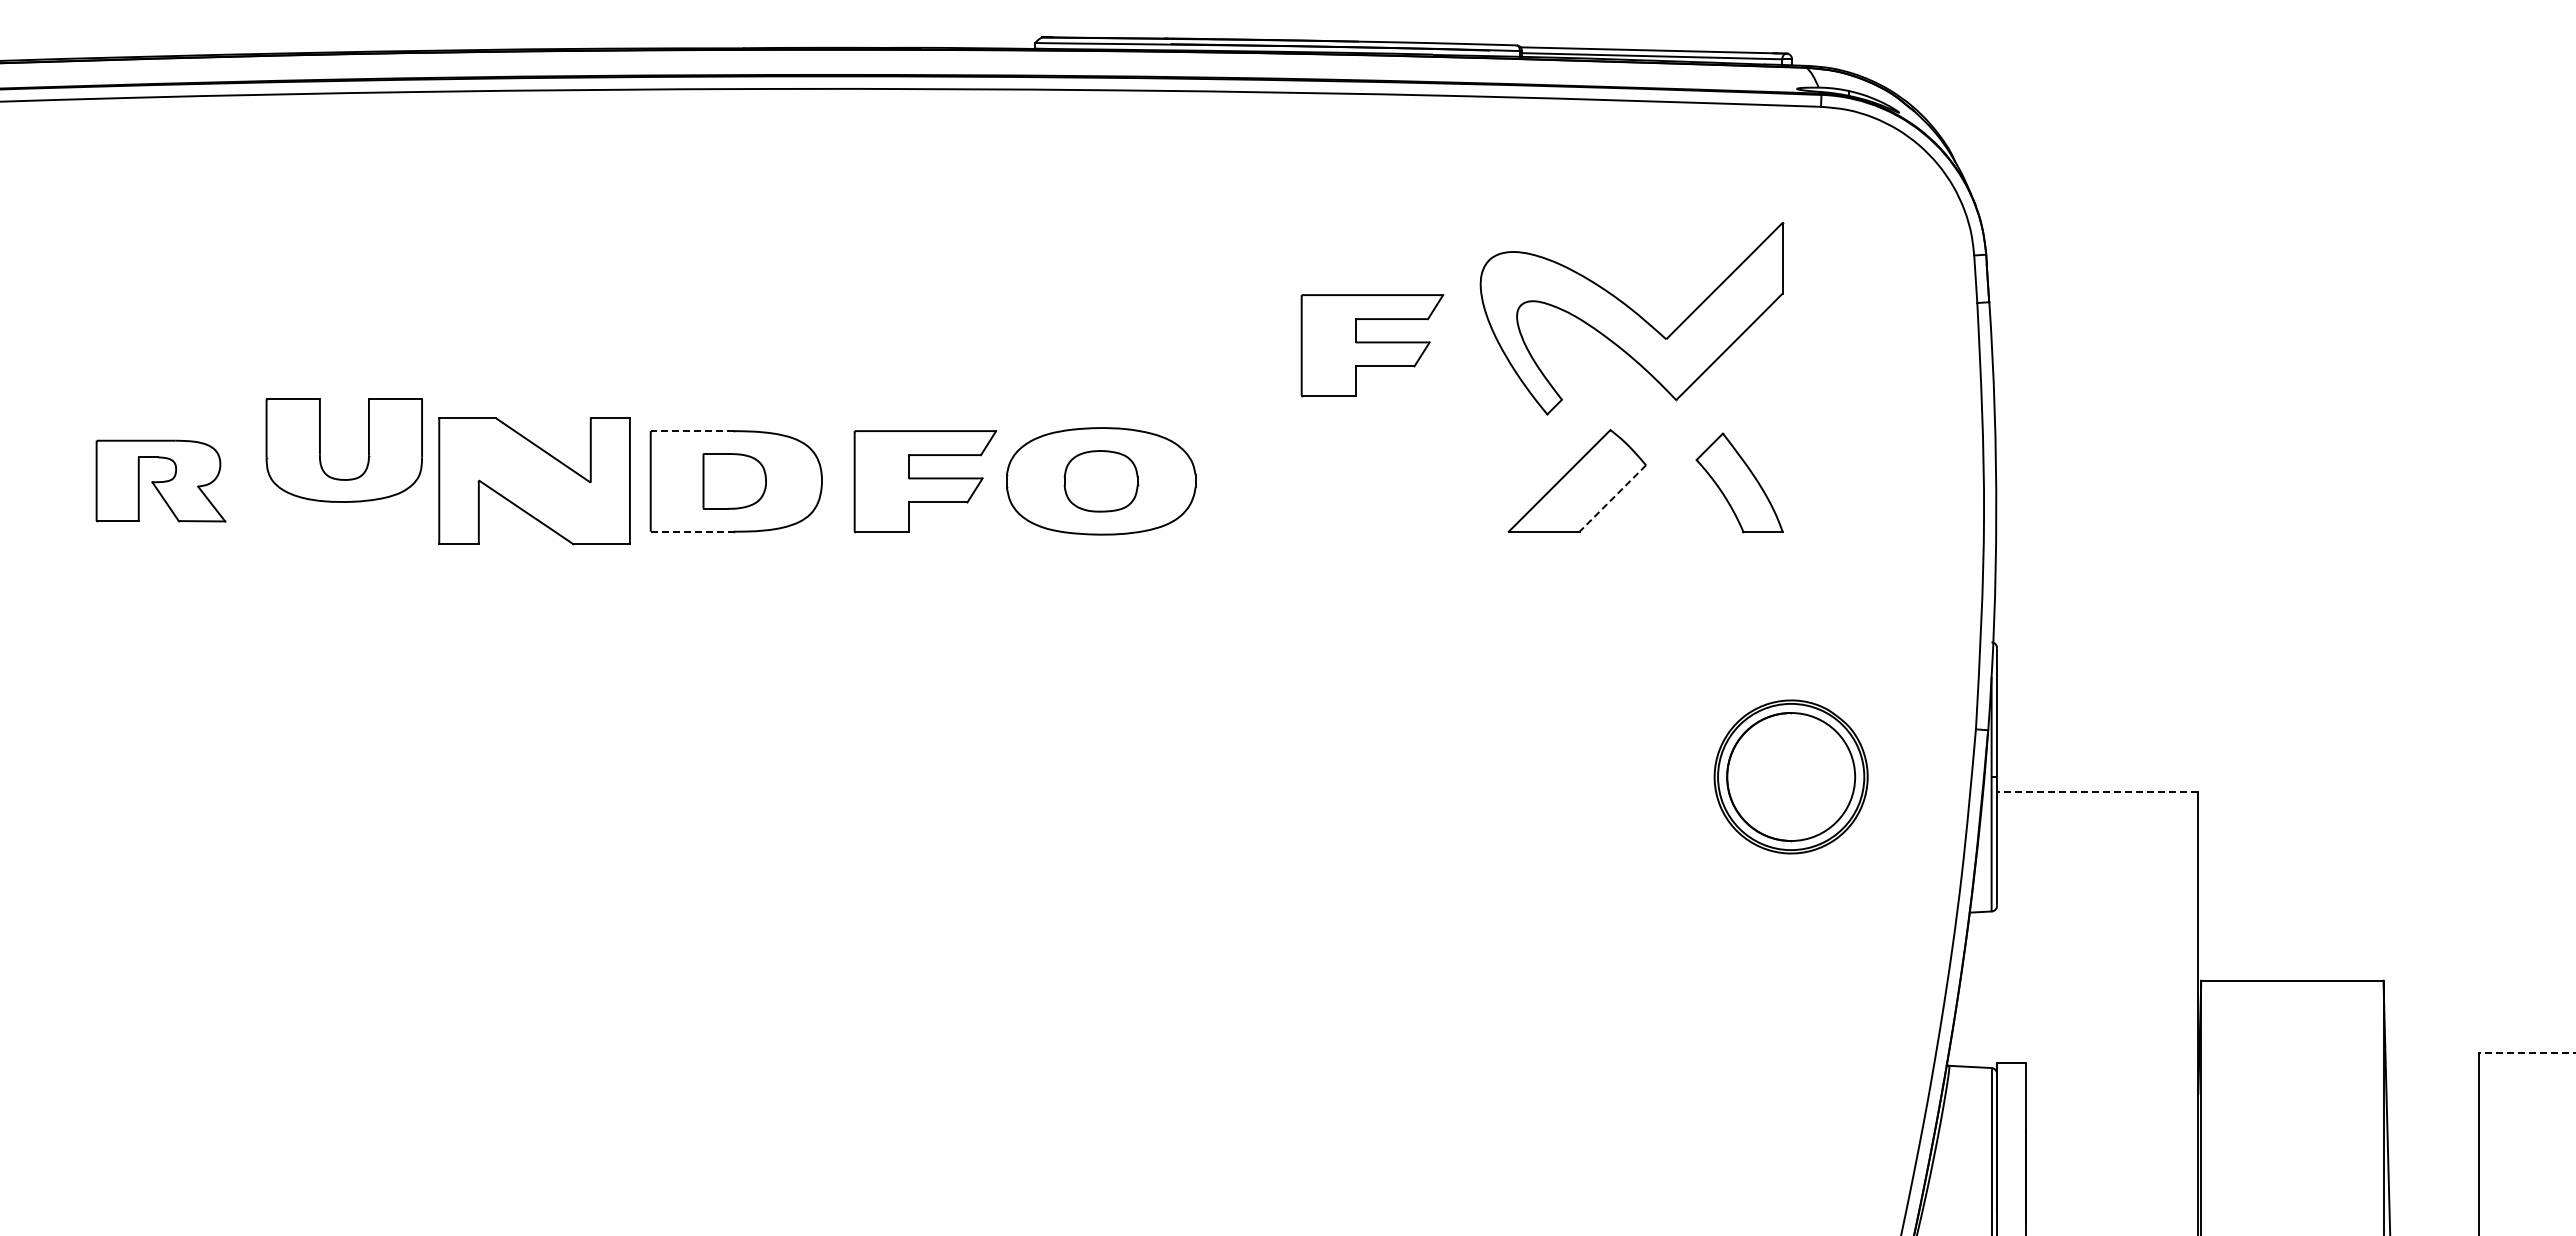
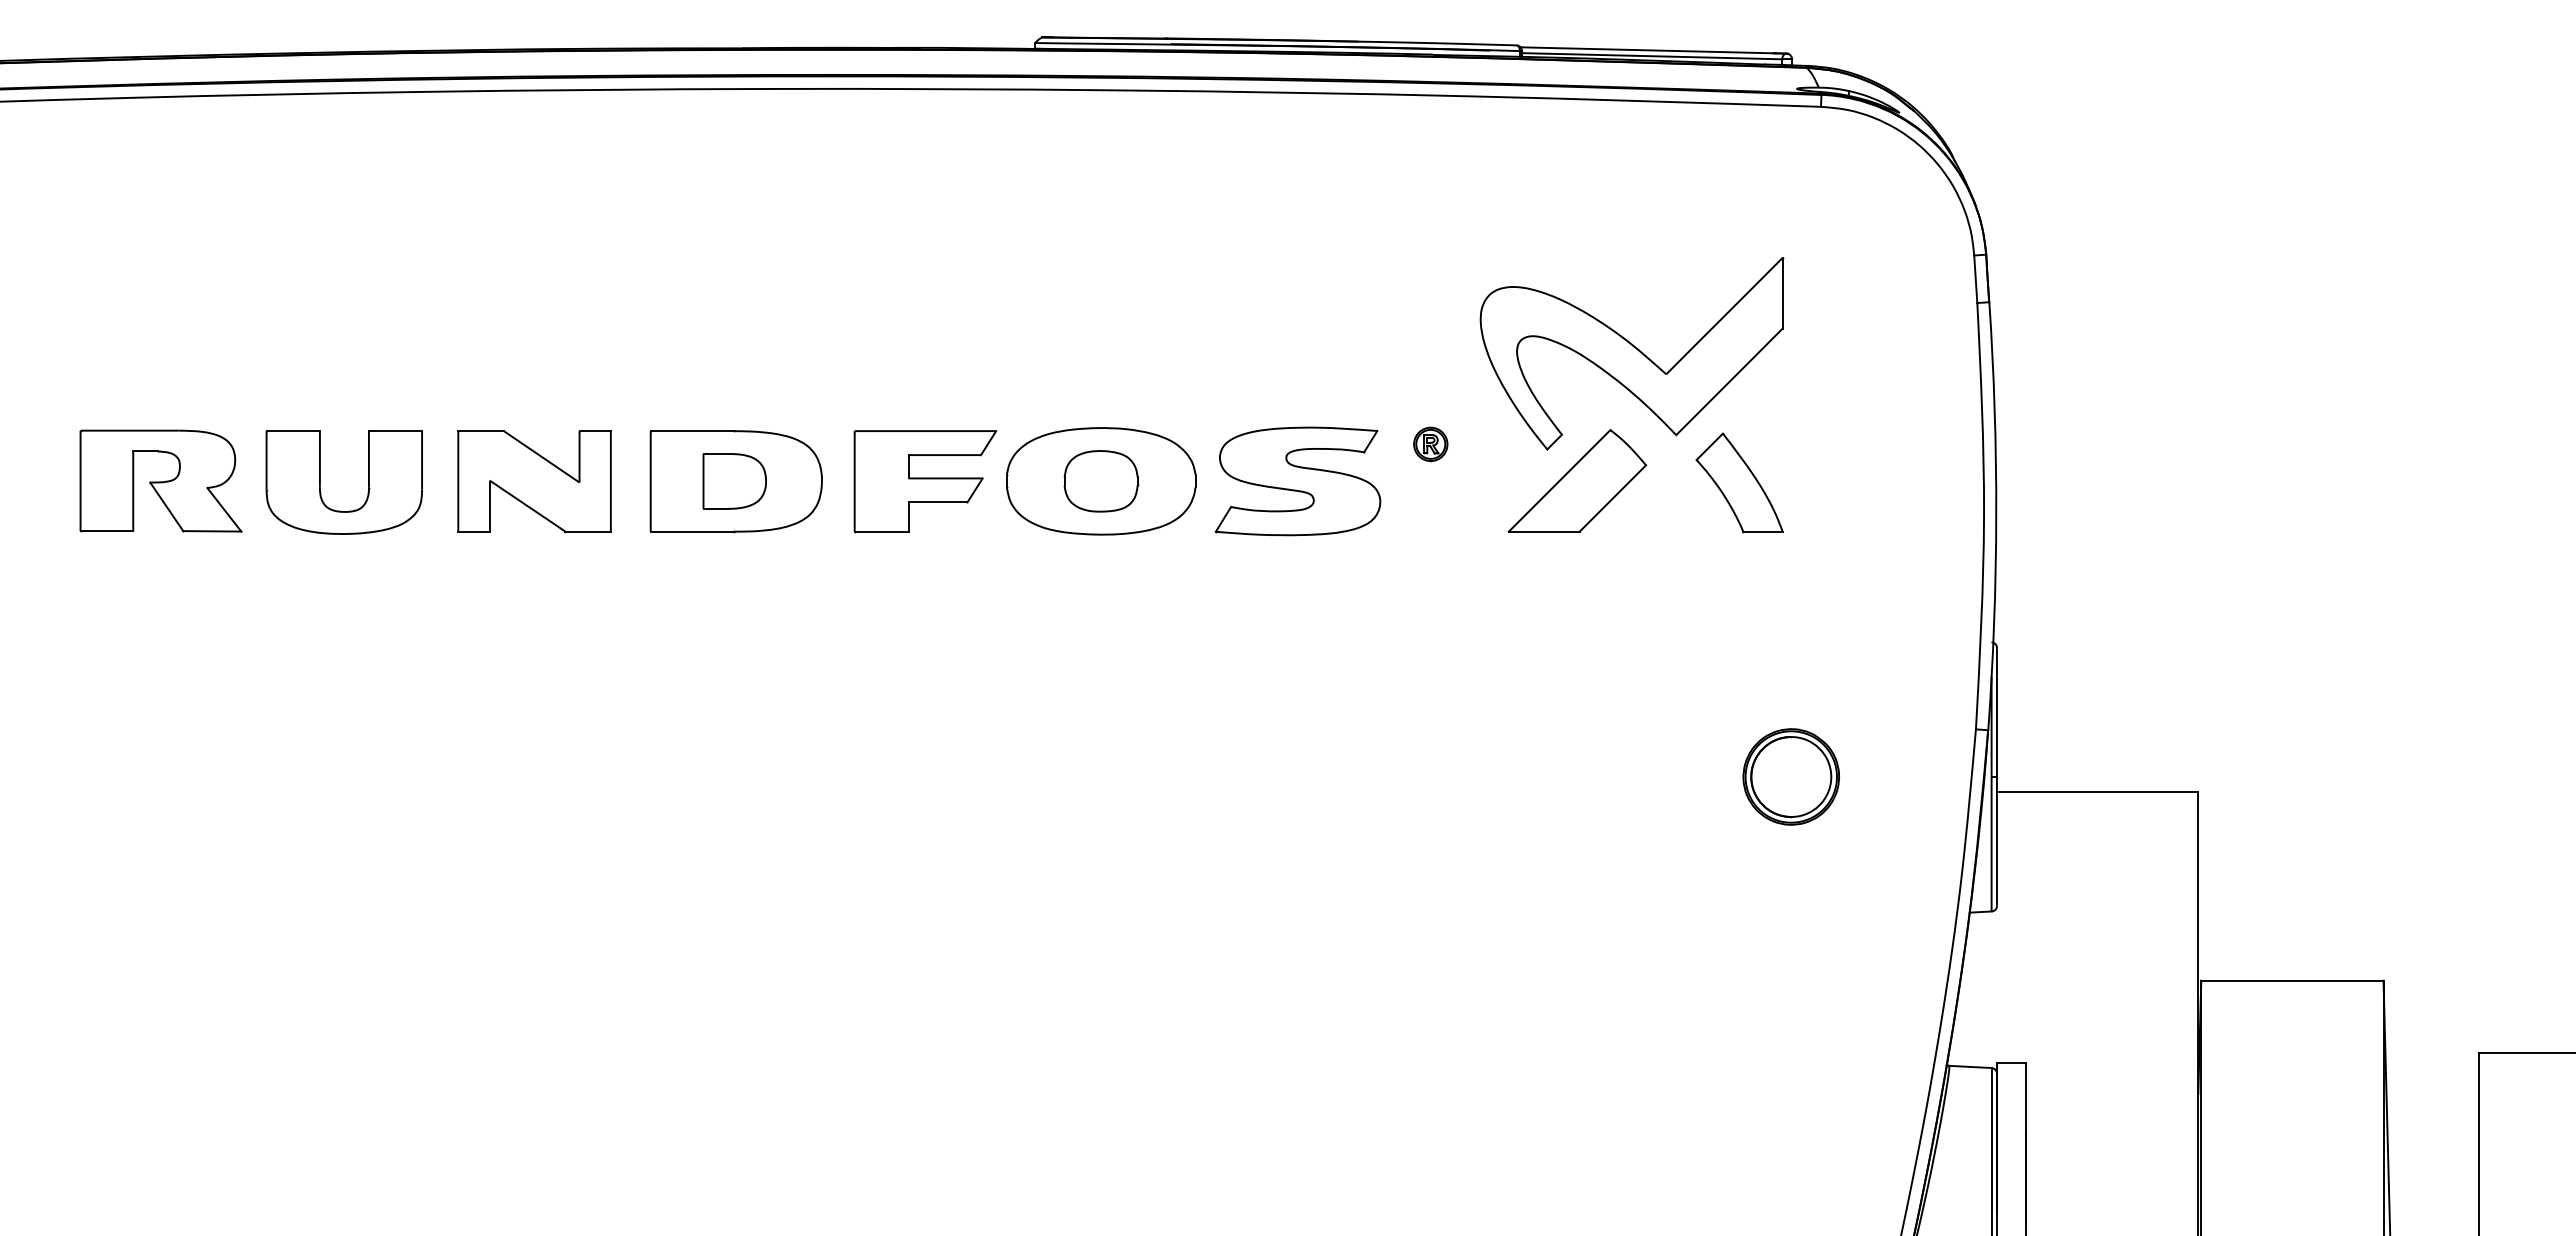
part position: (1631, 318) -> (1631, 353) (1631, 353)
part: present -> none (1372, 345)
line: dashed -> solid (691, 431)
part: none -> present (1430, 444)
part position: (320, 450) -> (320, 482) (320, 482)
part size: 132x84 px -> 164x104 px (160, 480)
part size: 193x129 px -> 155x104 px (534, 481)
part: none -> present (1298, 481)
line: dashed -> solid (1612, 498)
line: dashed -> solid (692, 531)
part size: 156x156 px -> 99x98 px (1791, 776)
line: dashed -> solid (2097, 792)
line: dashed -> solid (2527, 1052)
